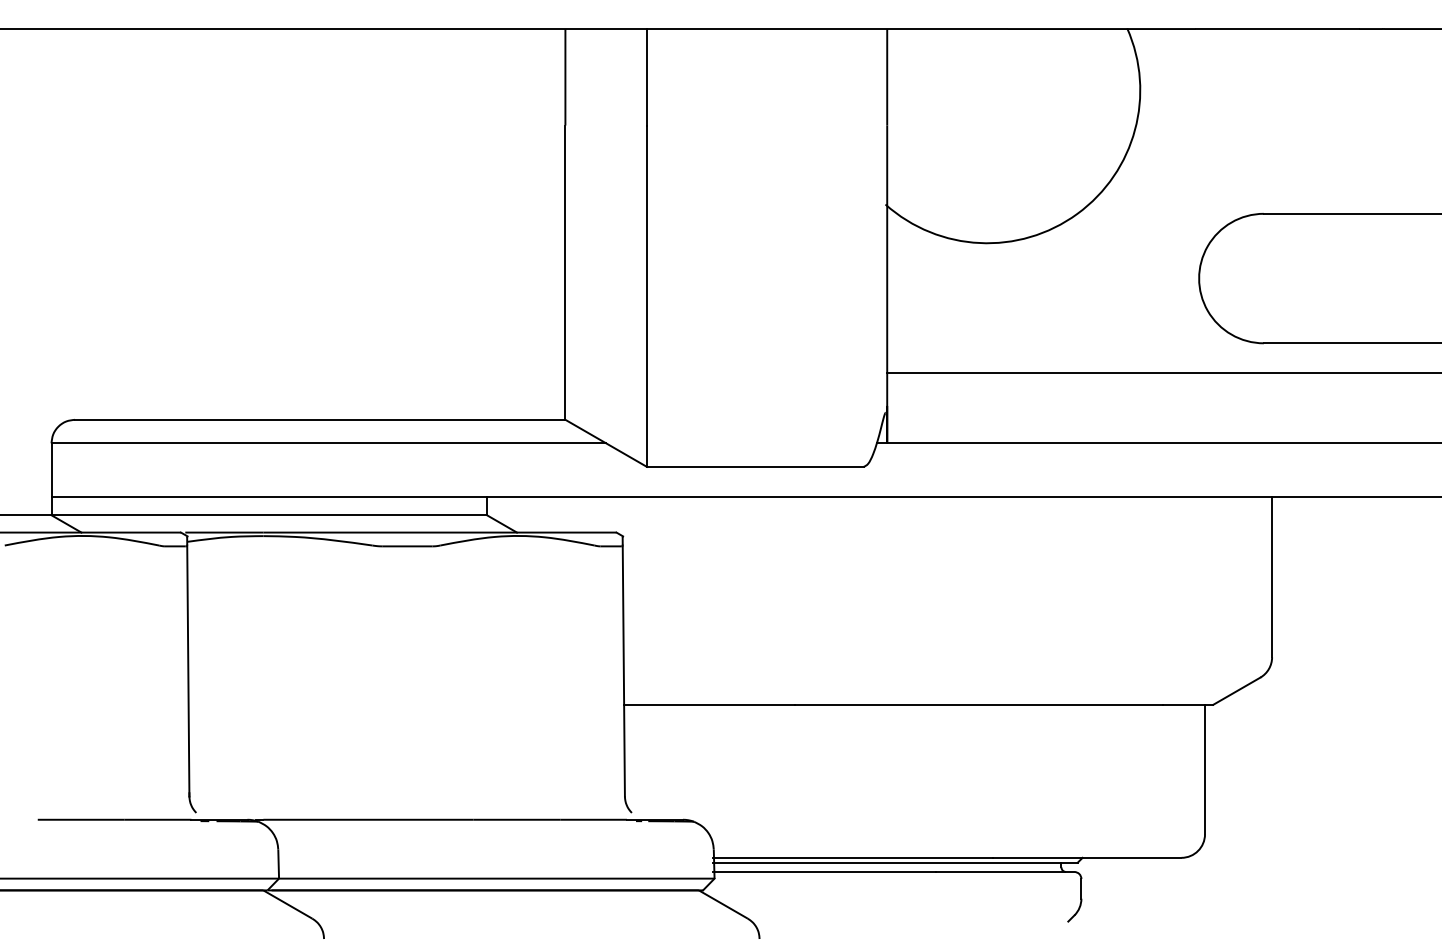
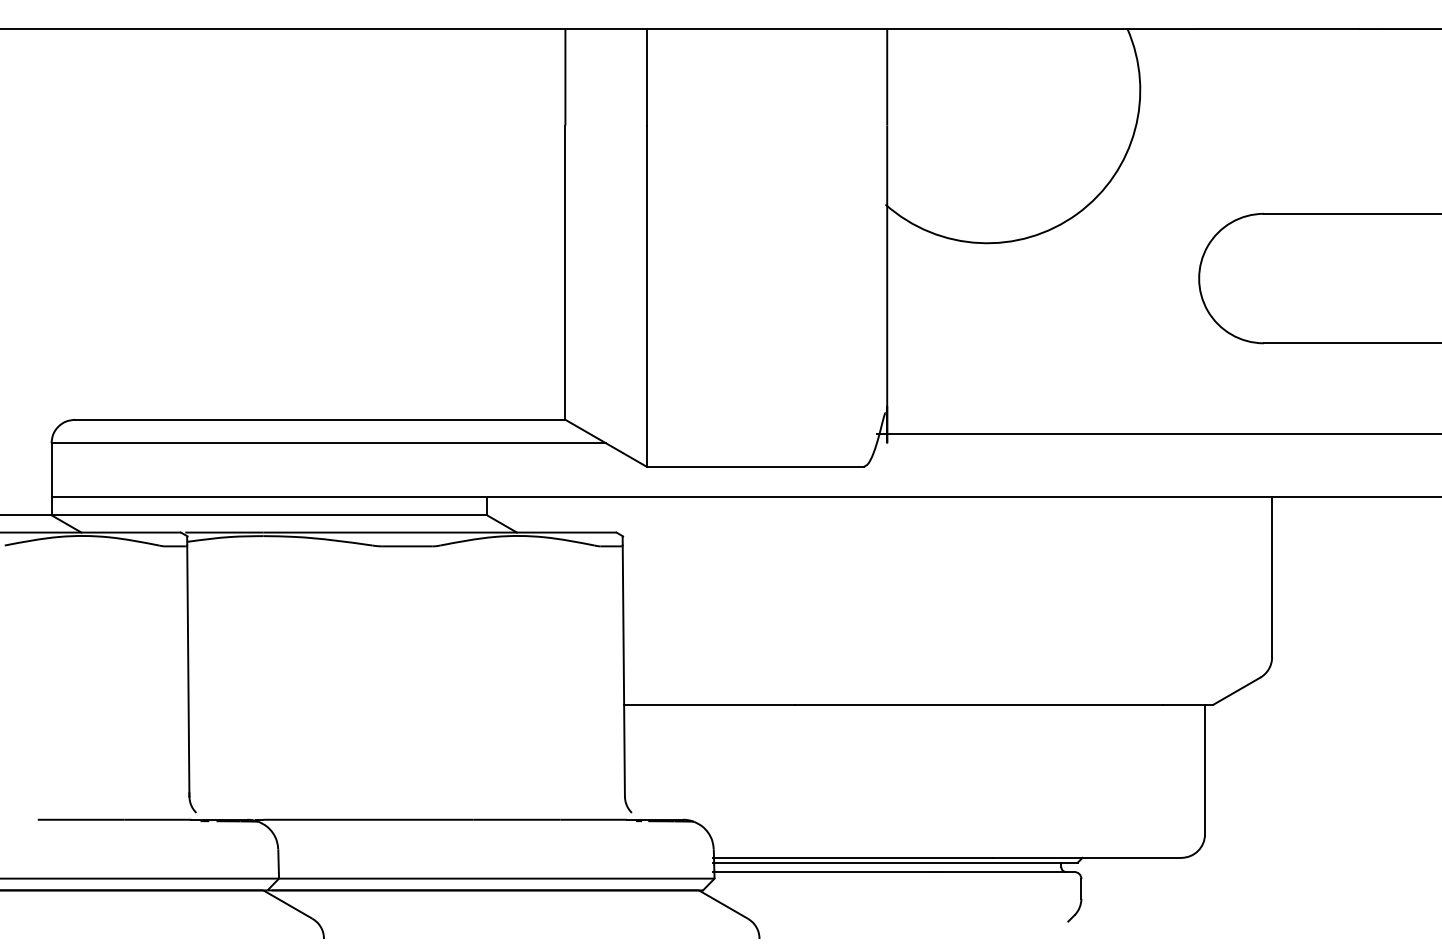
line: present -> none (1162, 372)
line position: (1157, 443) -> (1157, 434) (1157, 434)
